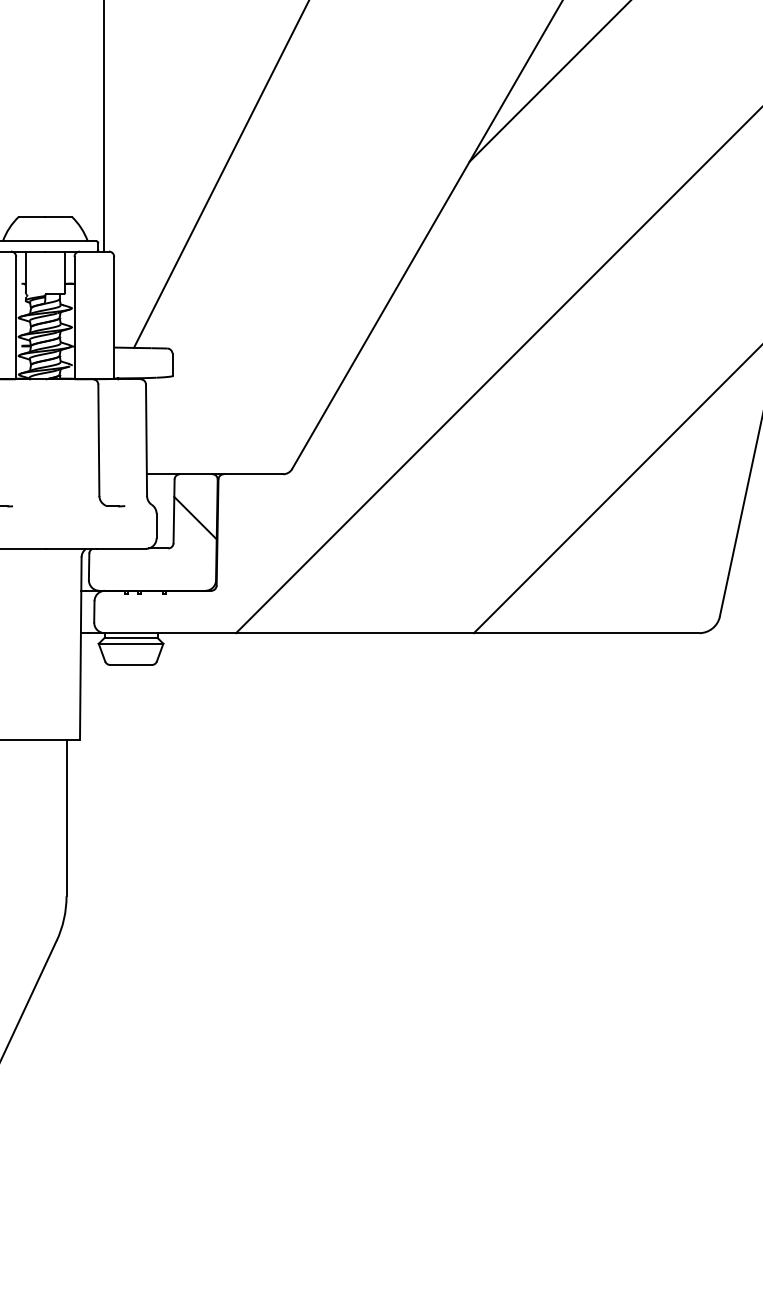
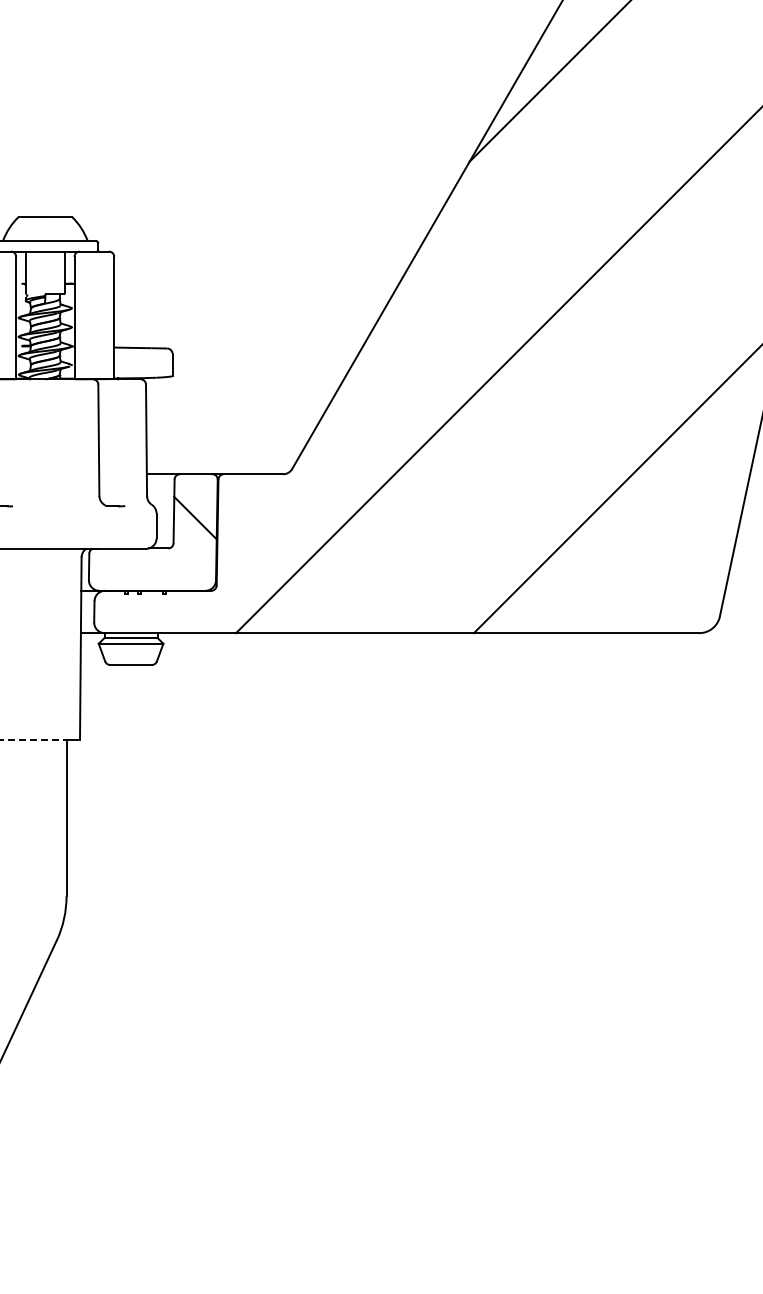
line: present -> none (103, 126)
line: present -> none (220, 174)
line: solid -> dashed (33, 739)
